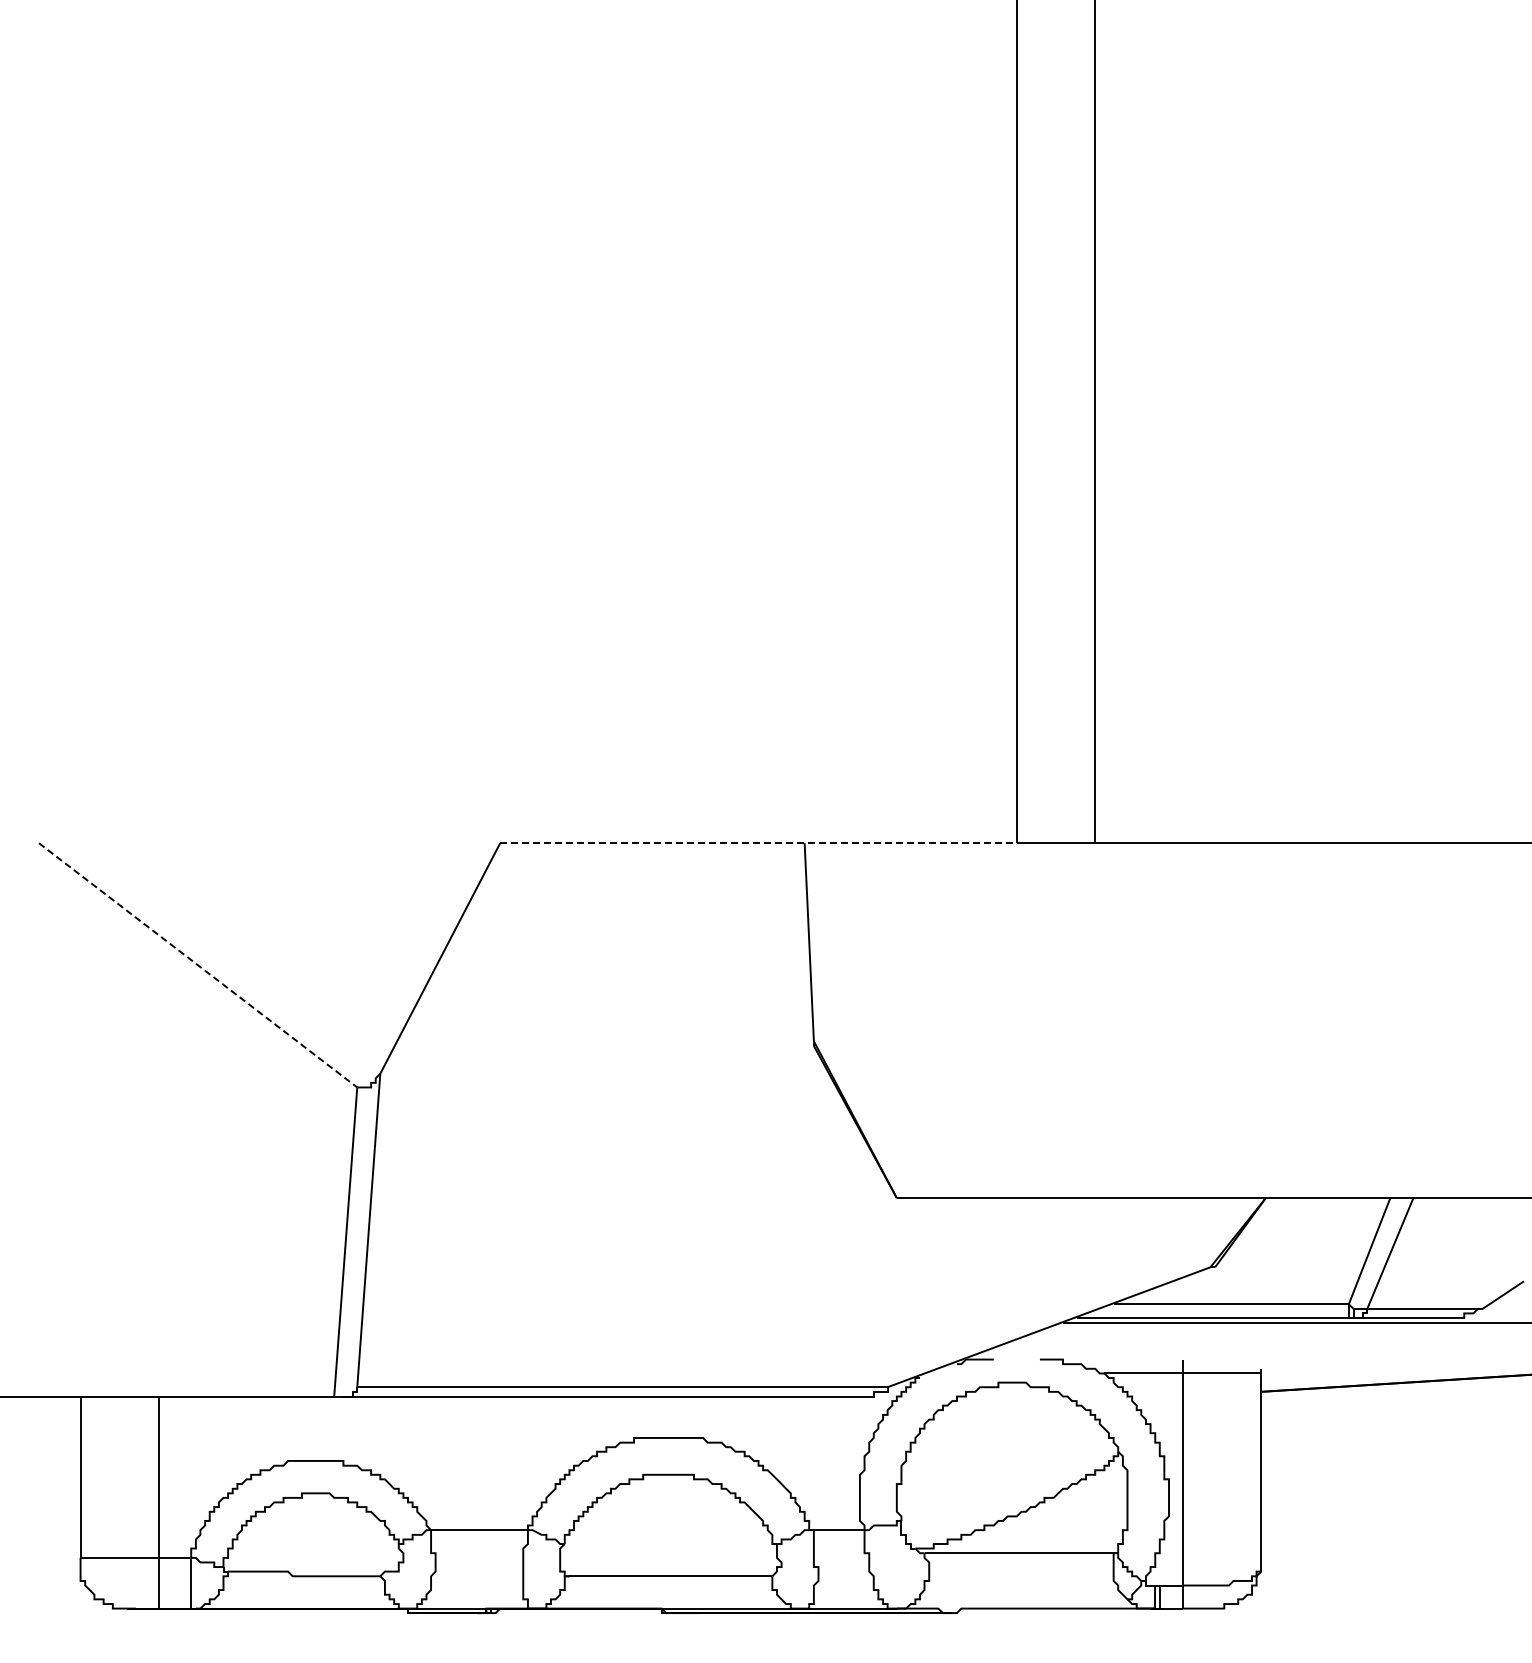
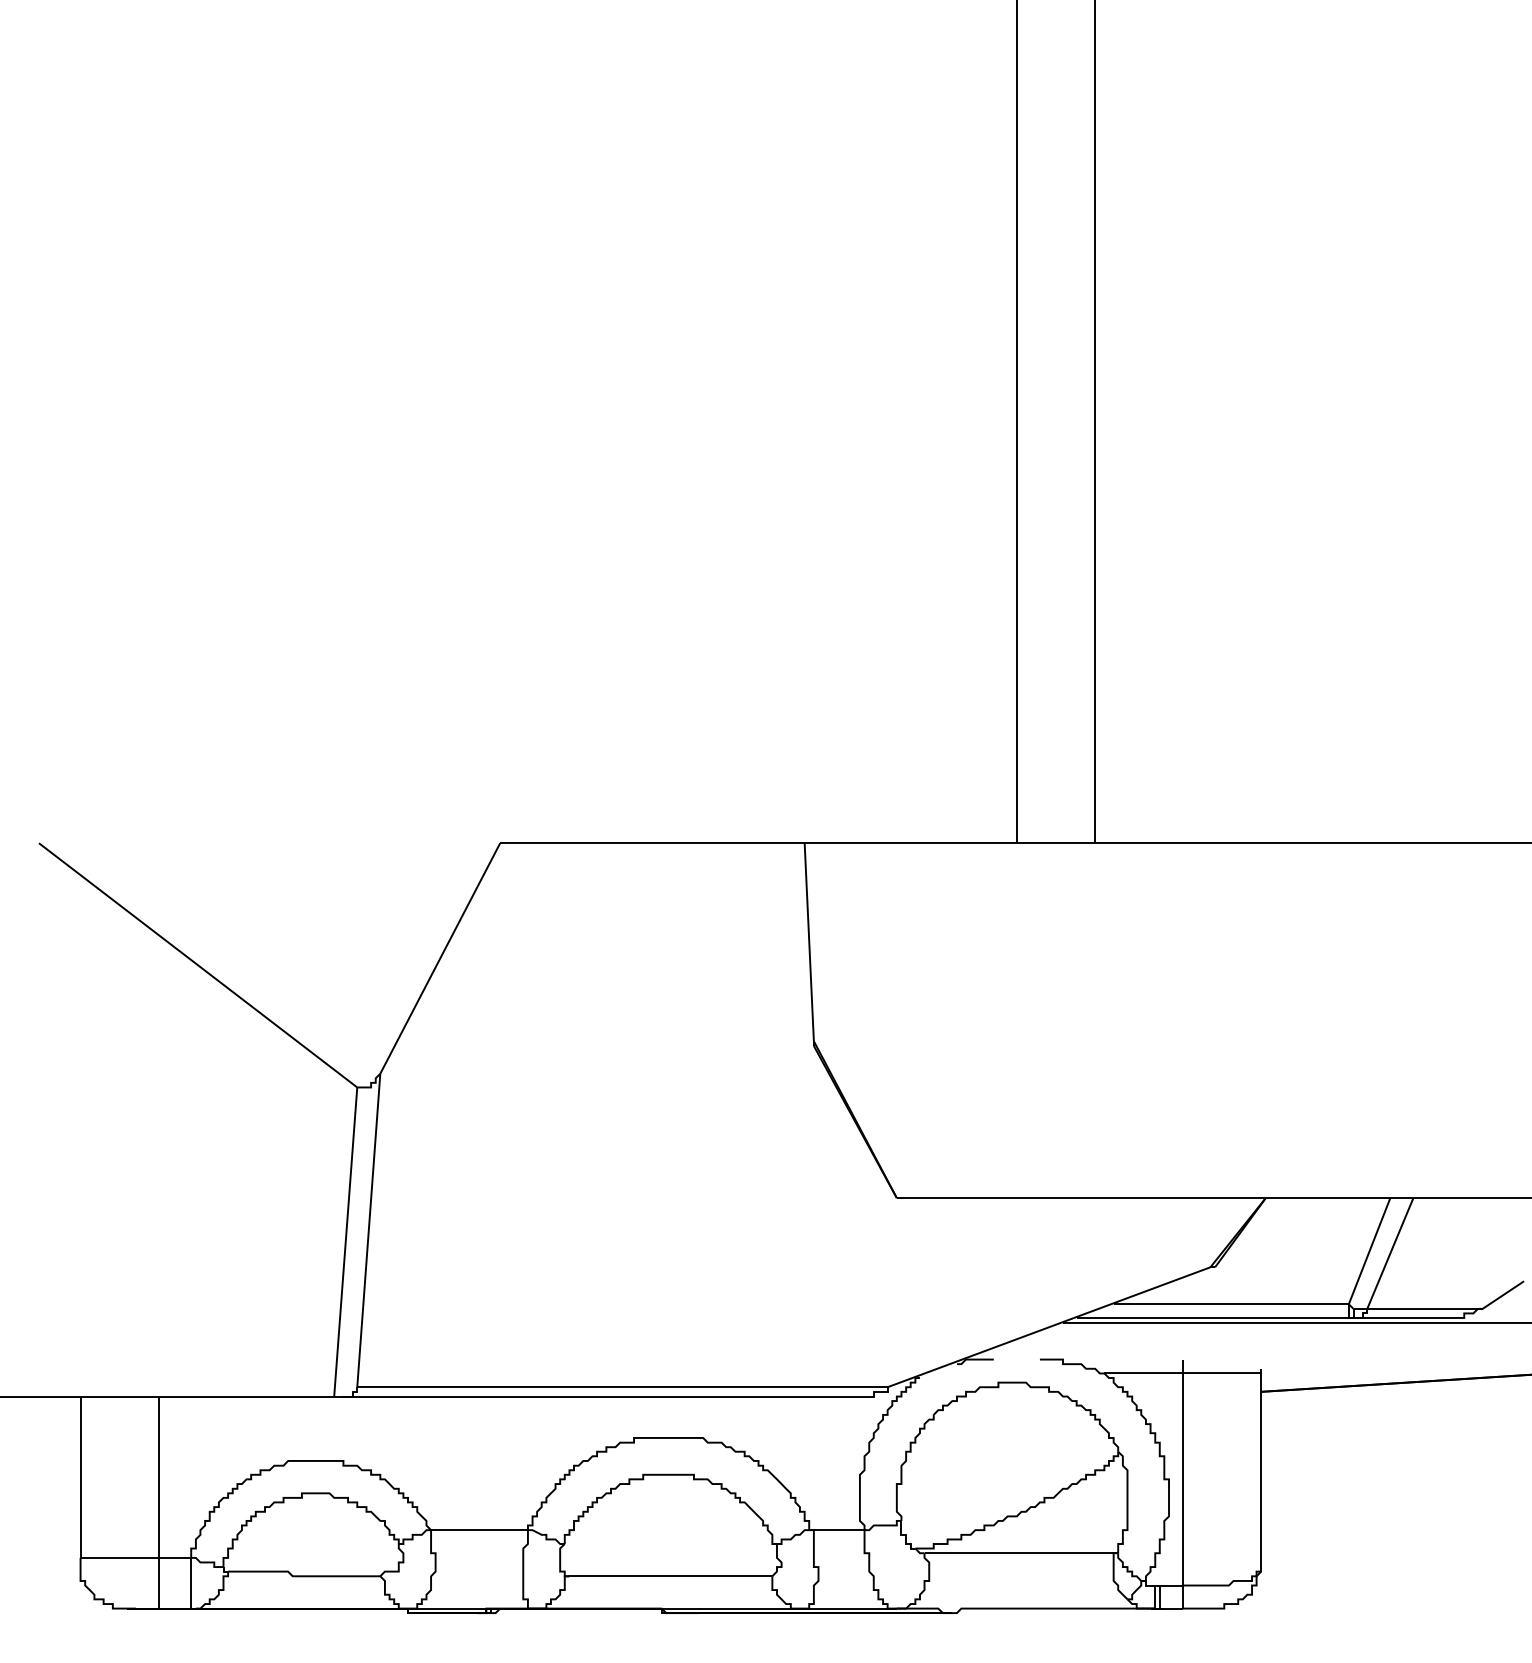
line: dashed -> solid (759, 843)
line: dashed -> solid (198, 965)
